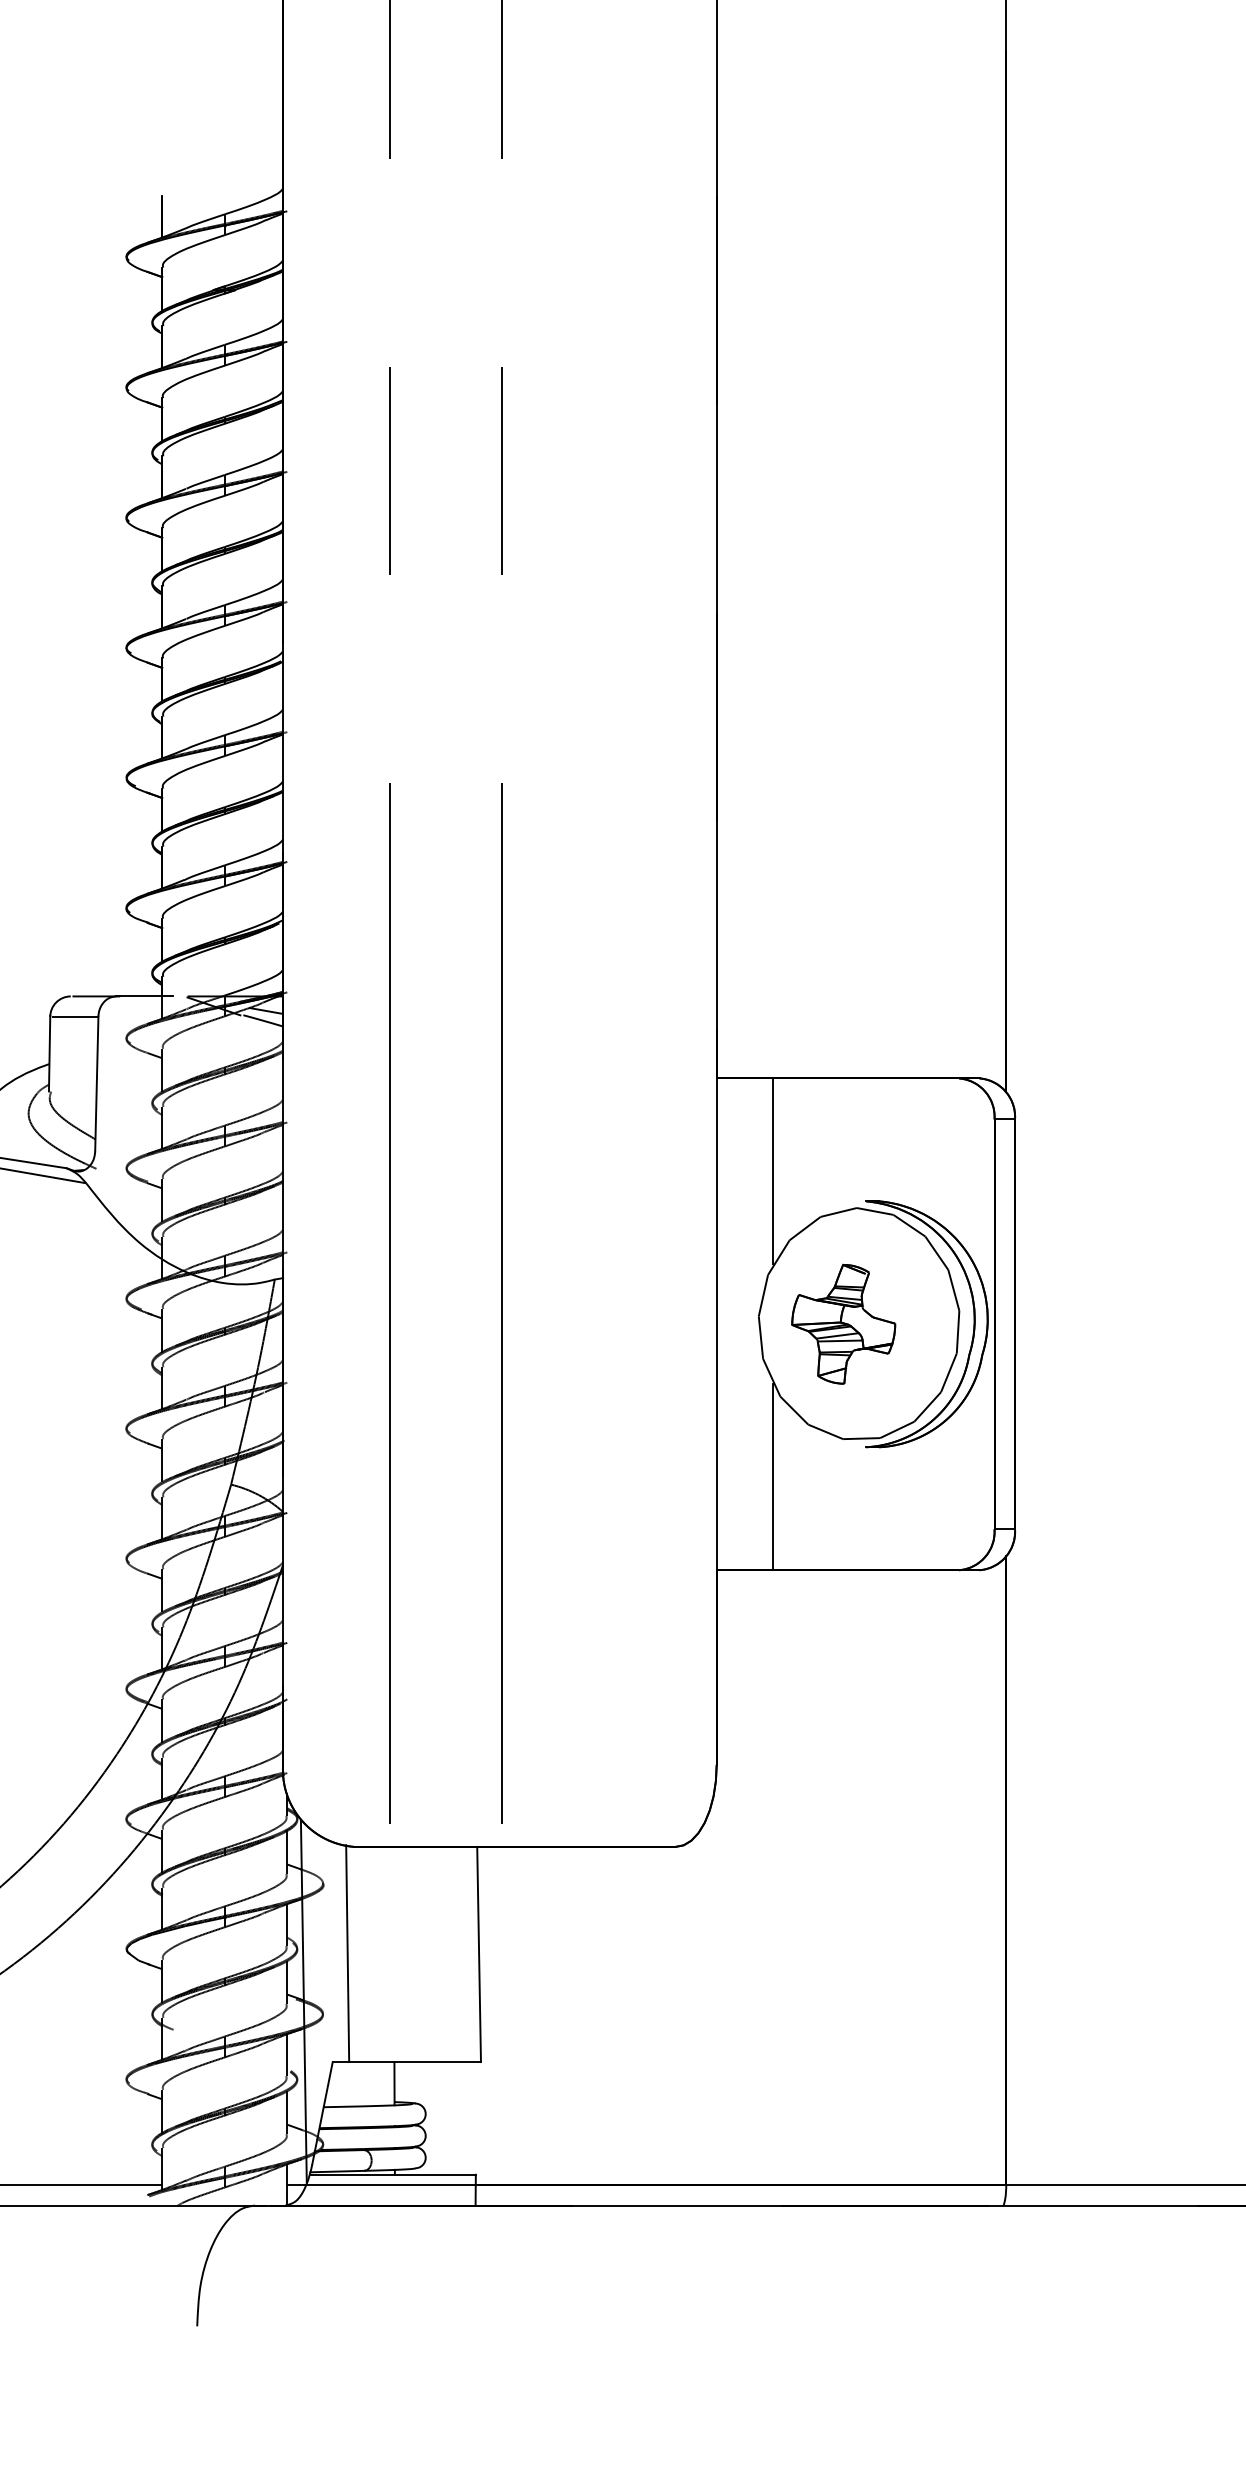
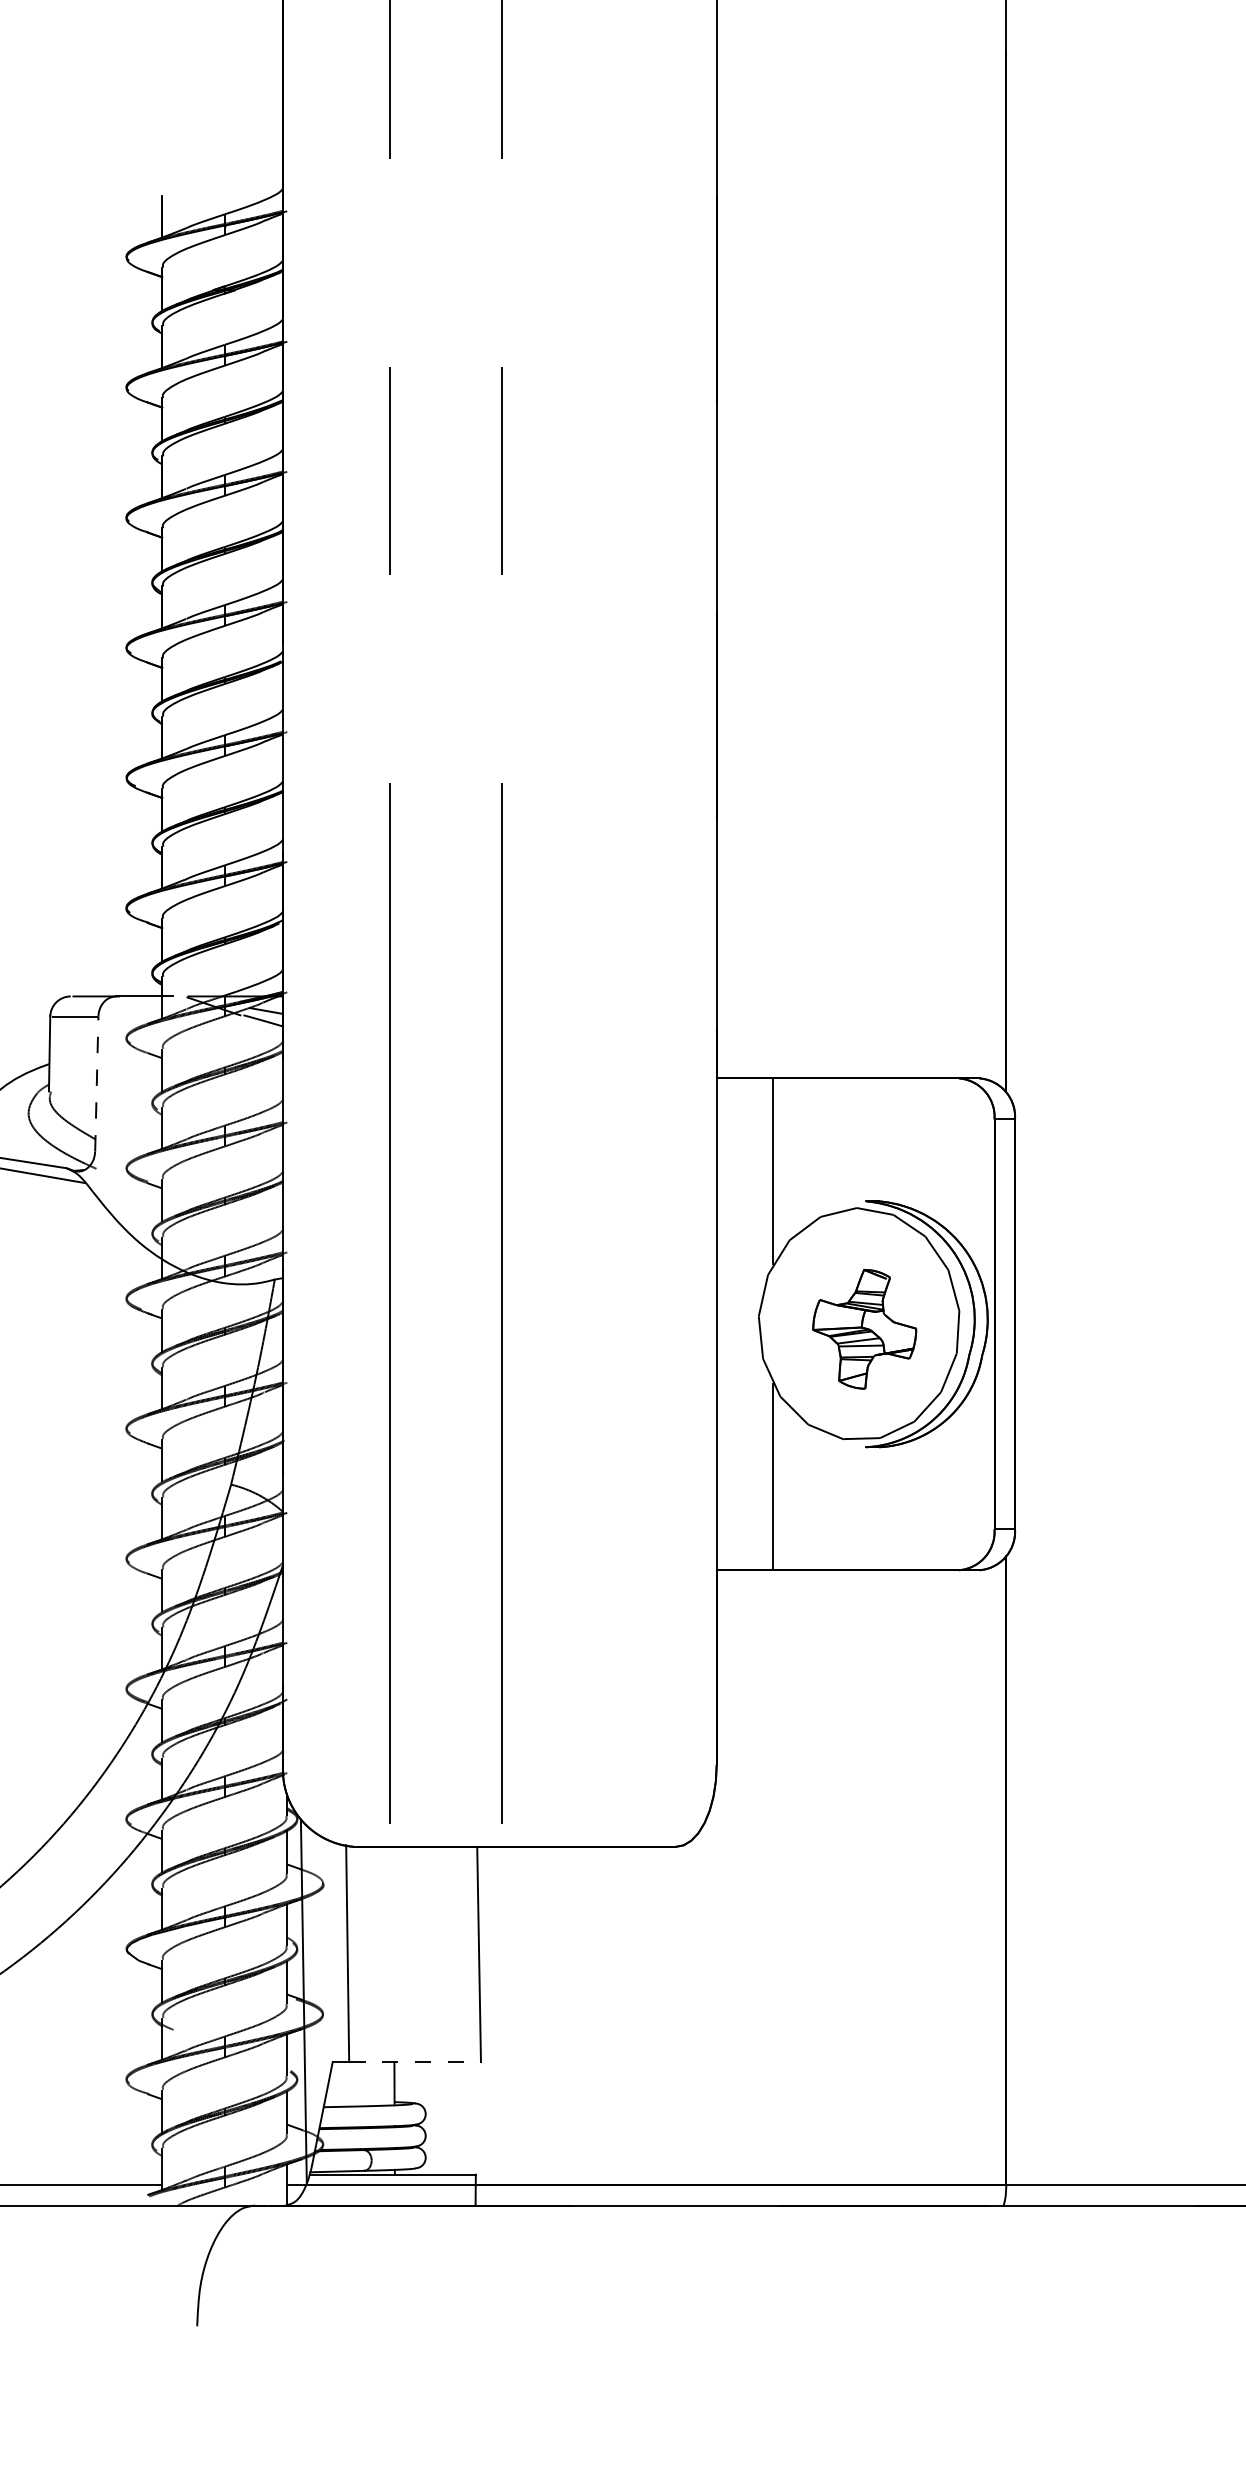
line: solid -> dashed (96, 1083)
part position: (843, 1324) -> (864, 1329) (864, 1329)
line: solid -> dashed (415, 2062)
